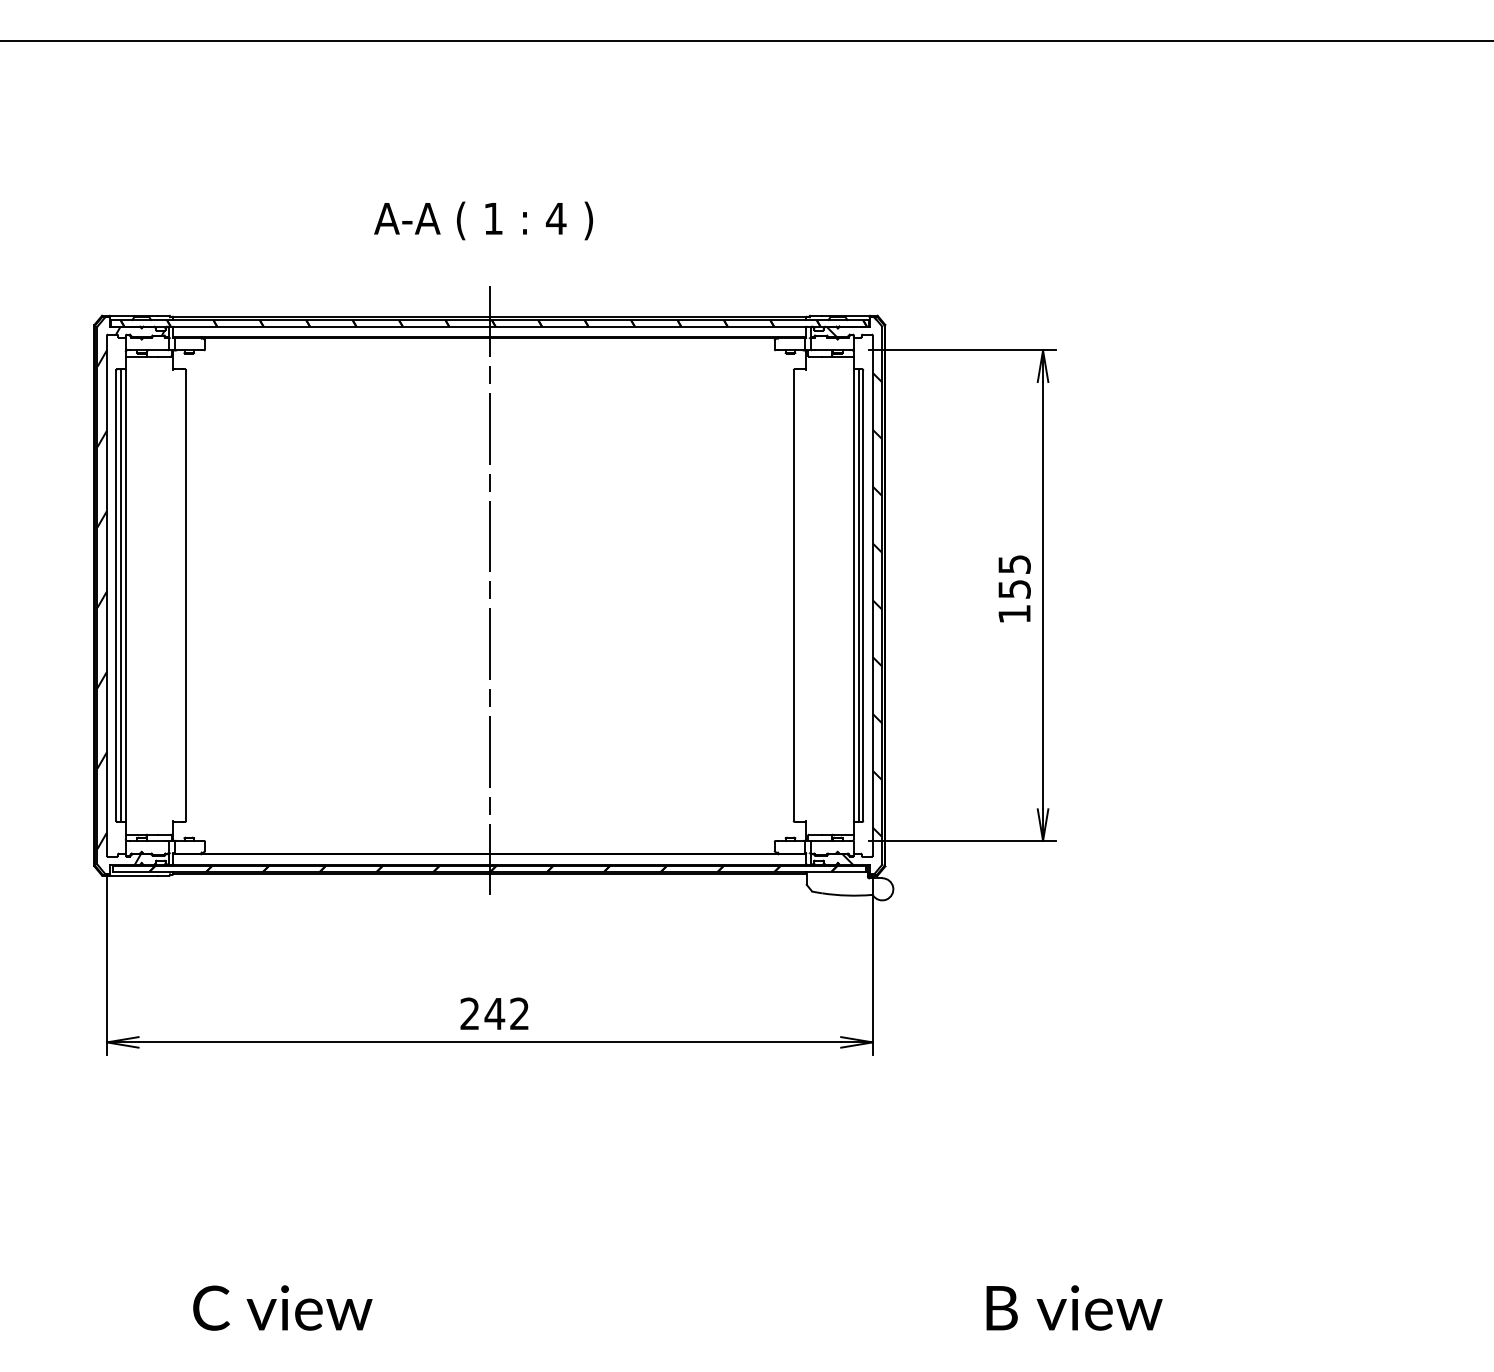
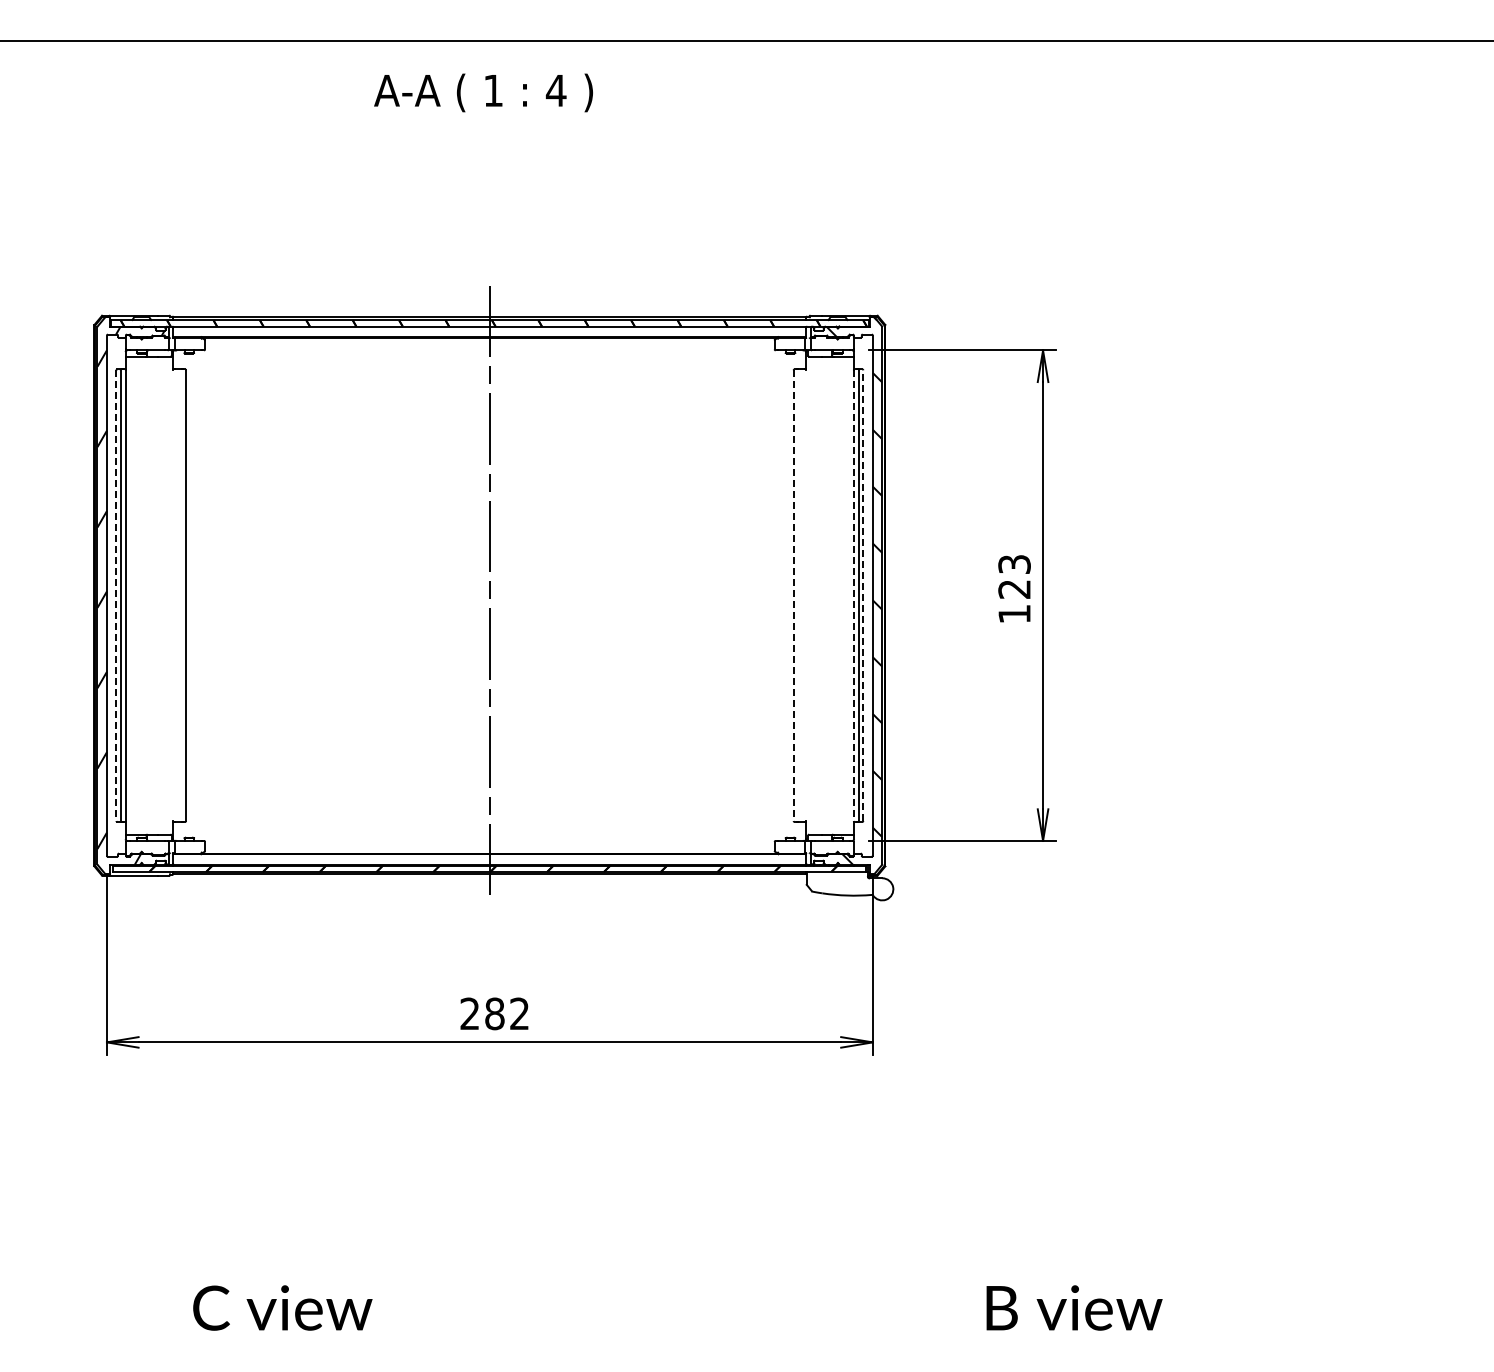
text position: (483, 220) -> (483, 92) (483, 92)
text: 155 -> 123 (1014, 576)
line: solid -> dashed (863, 595)
line: solid -> dashed (116, 596)
line: solid -> dashed (793, 596)
line: solid -> dashed (853, 596)
text: 242 -> 282 (494, 1013)
